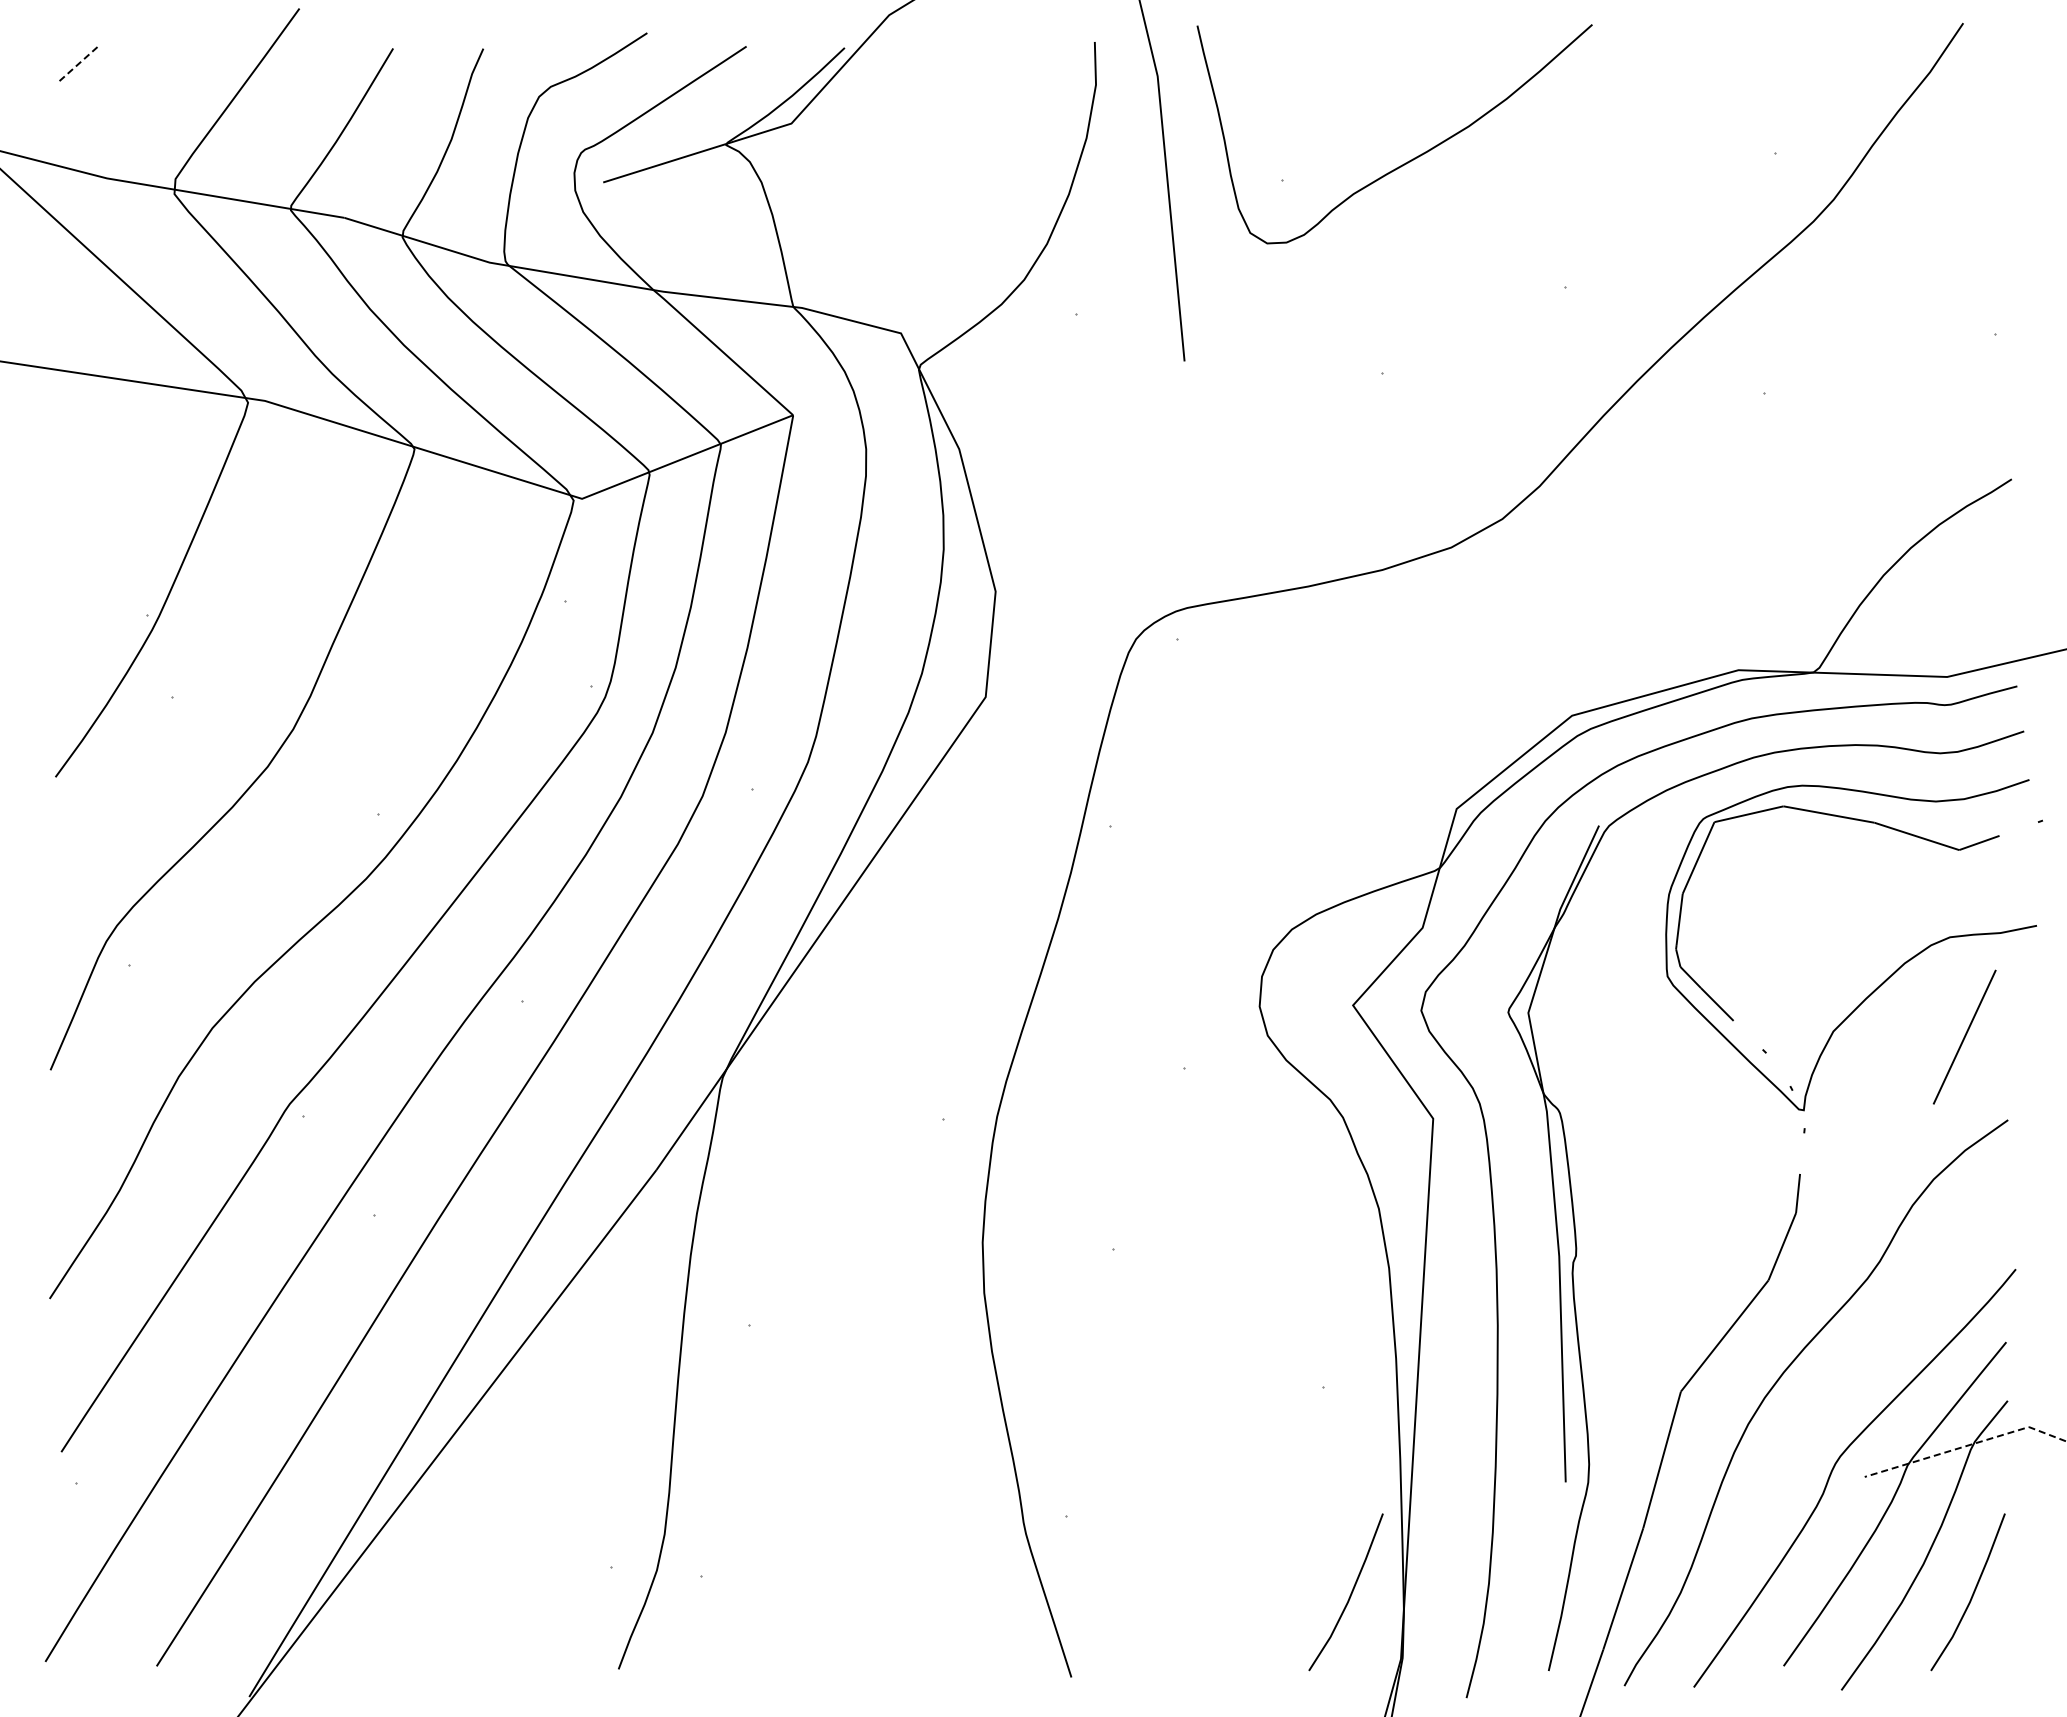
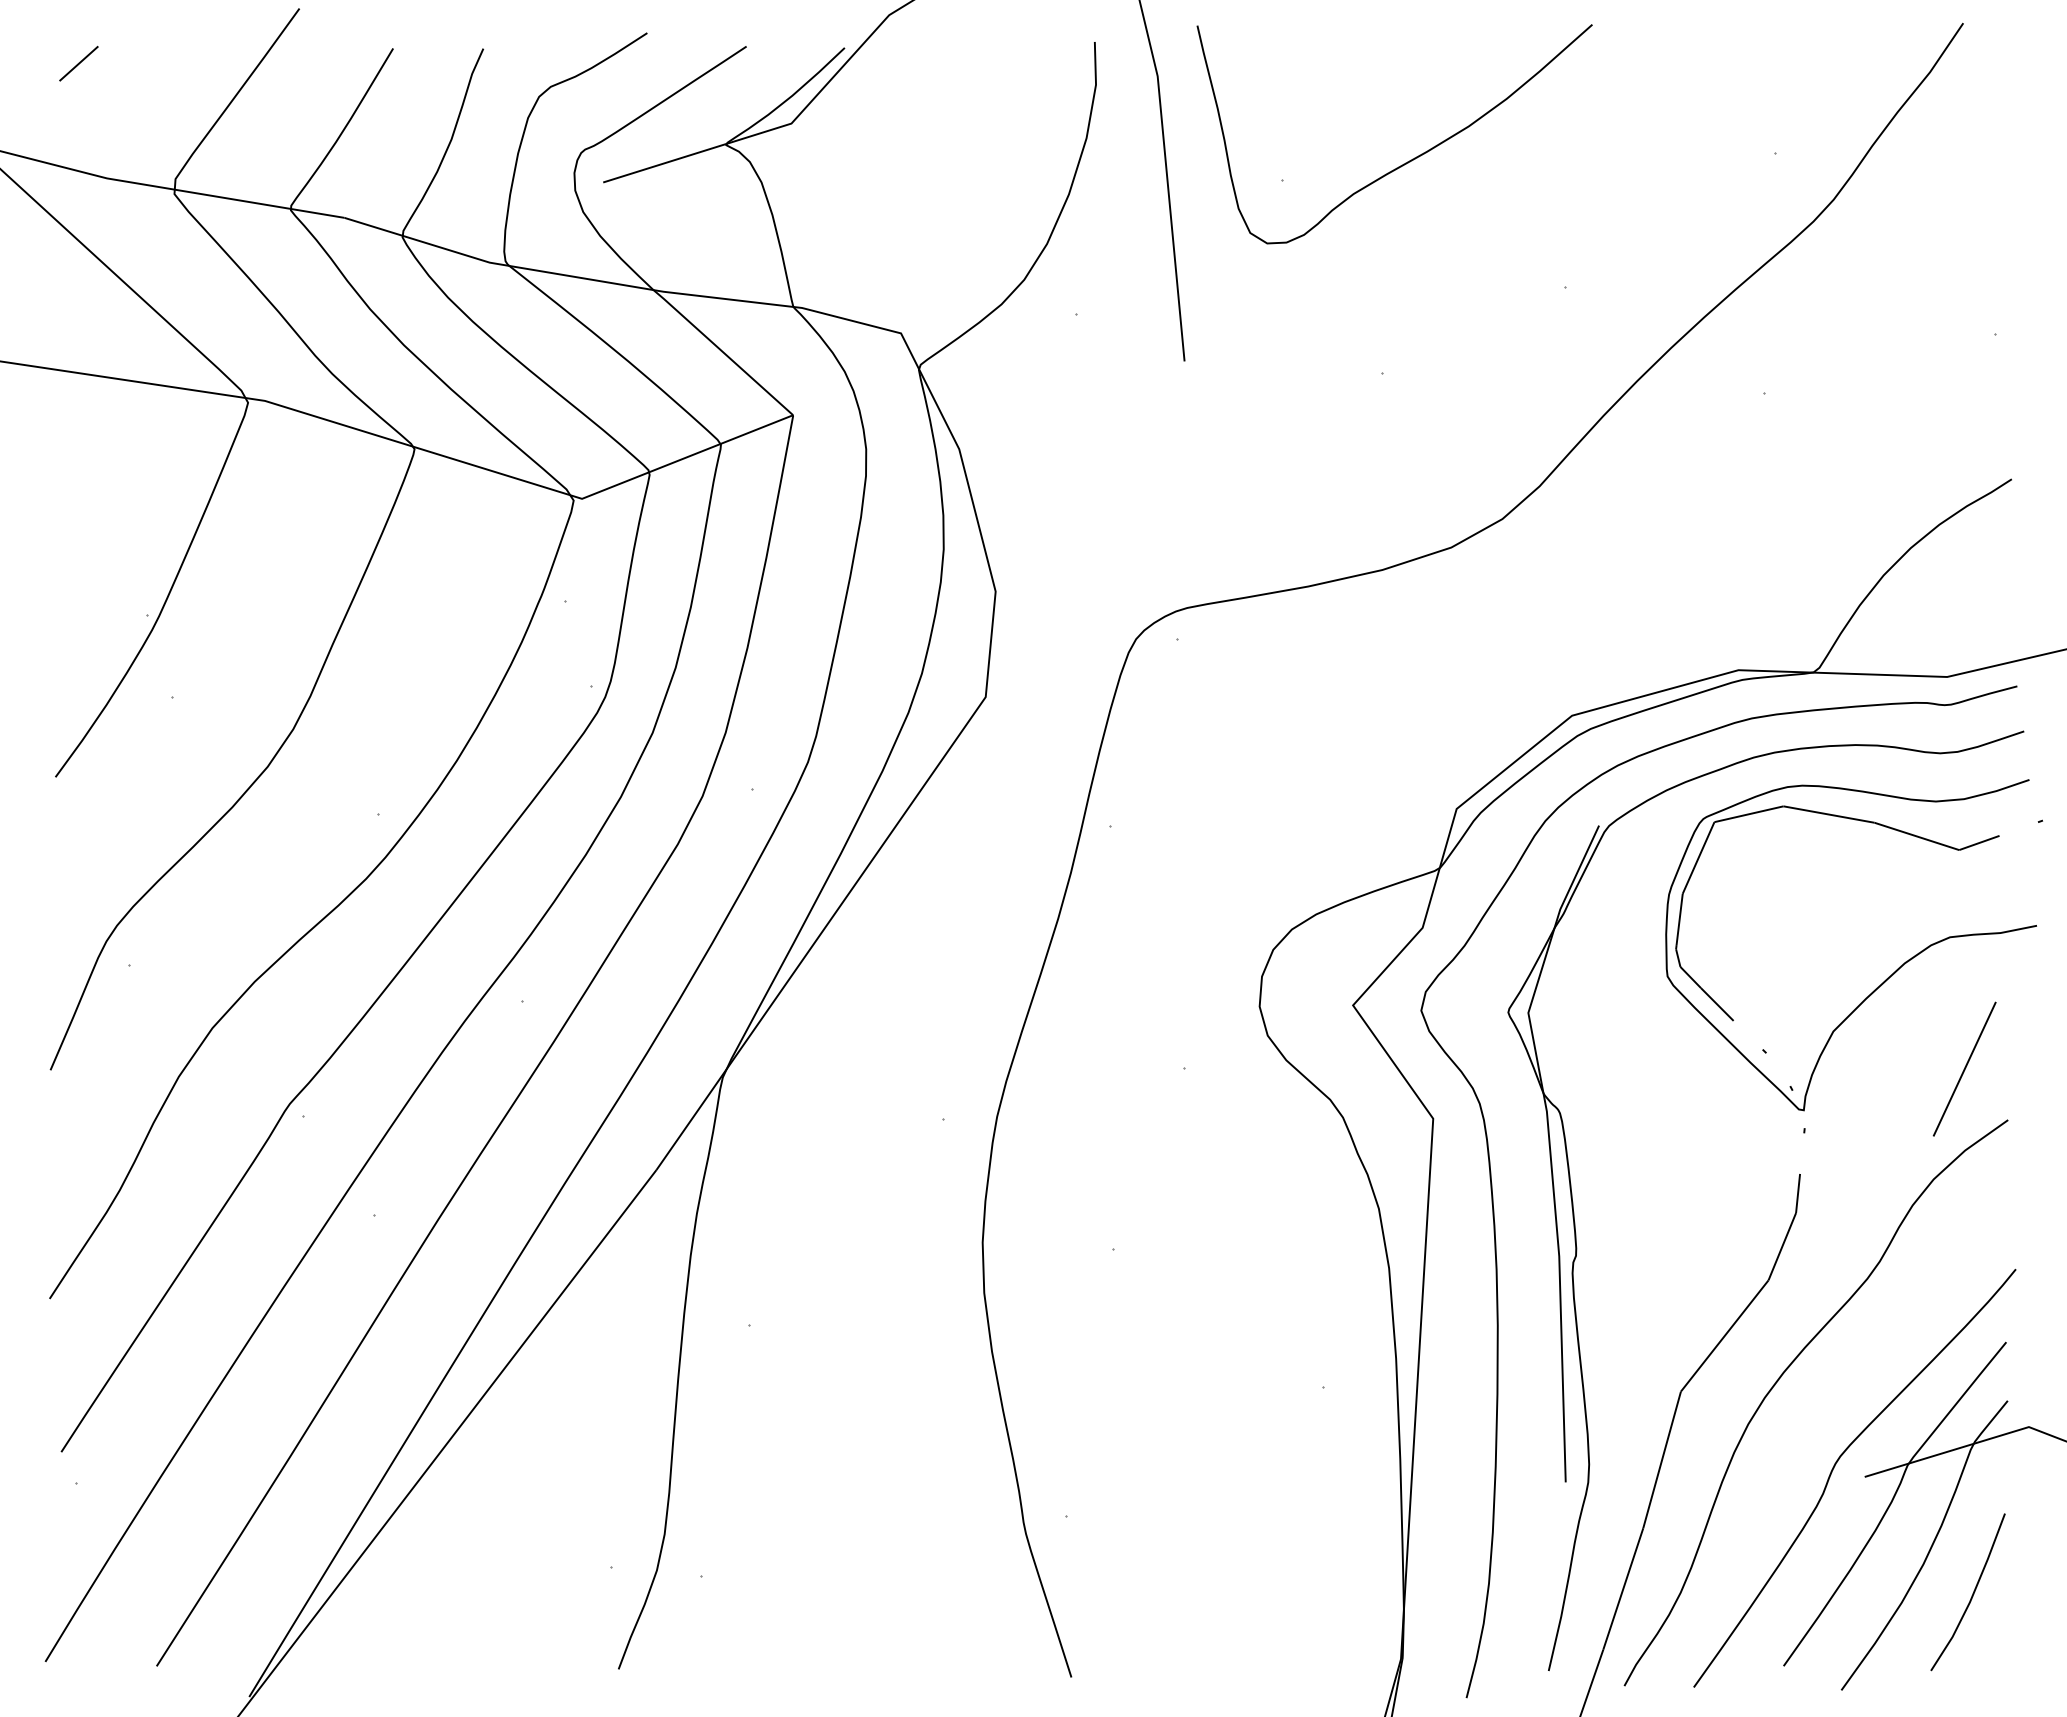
line: dashed -> solid (79, 63)
line position: (1964, 1036) -> (1964, 1068) (1964, 1068)
line: dashed -> solid (1965, 1446)
line: present -> none (1349, 1595)
